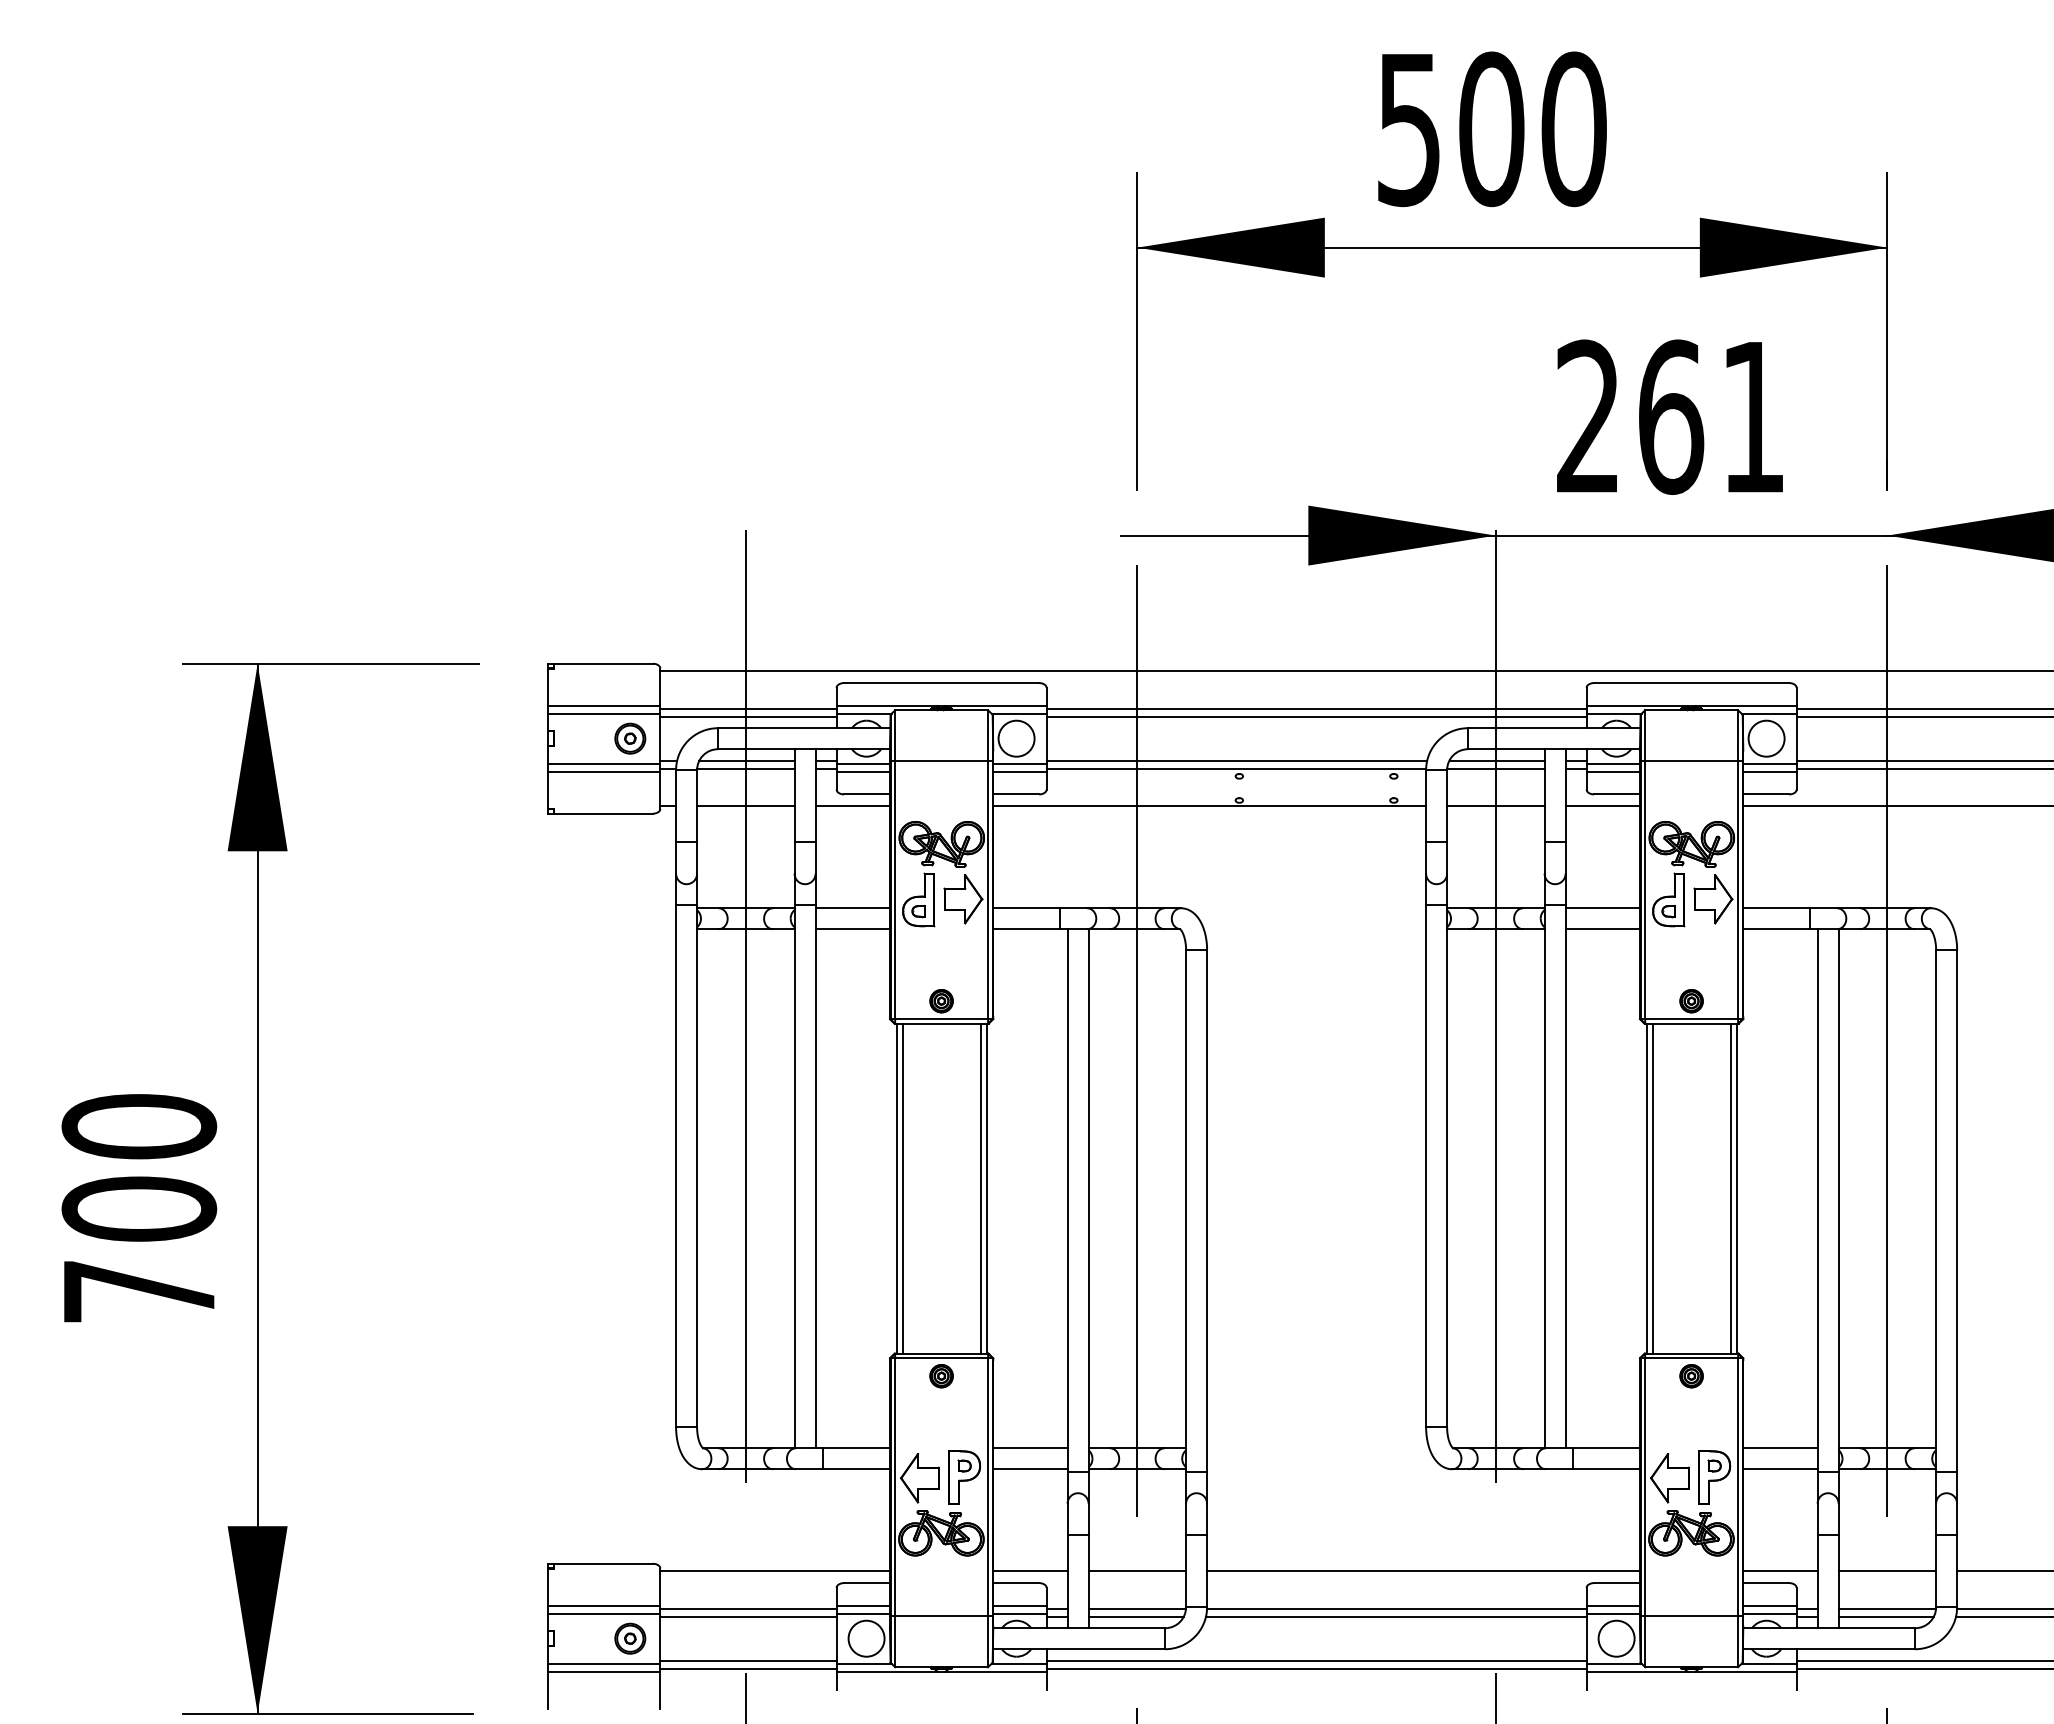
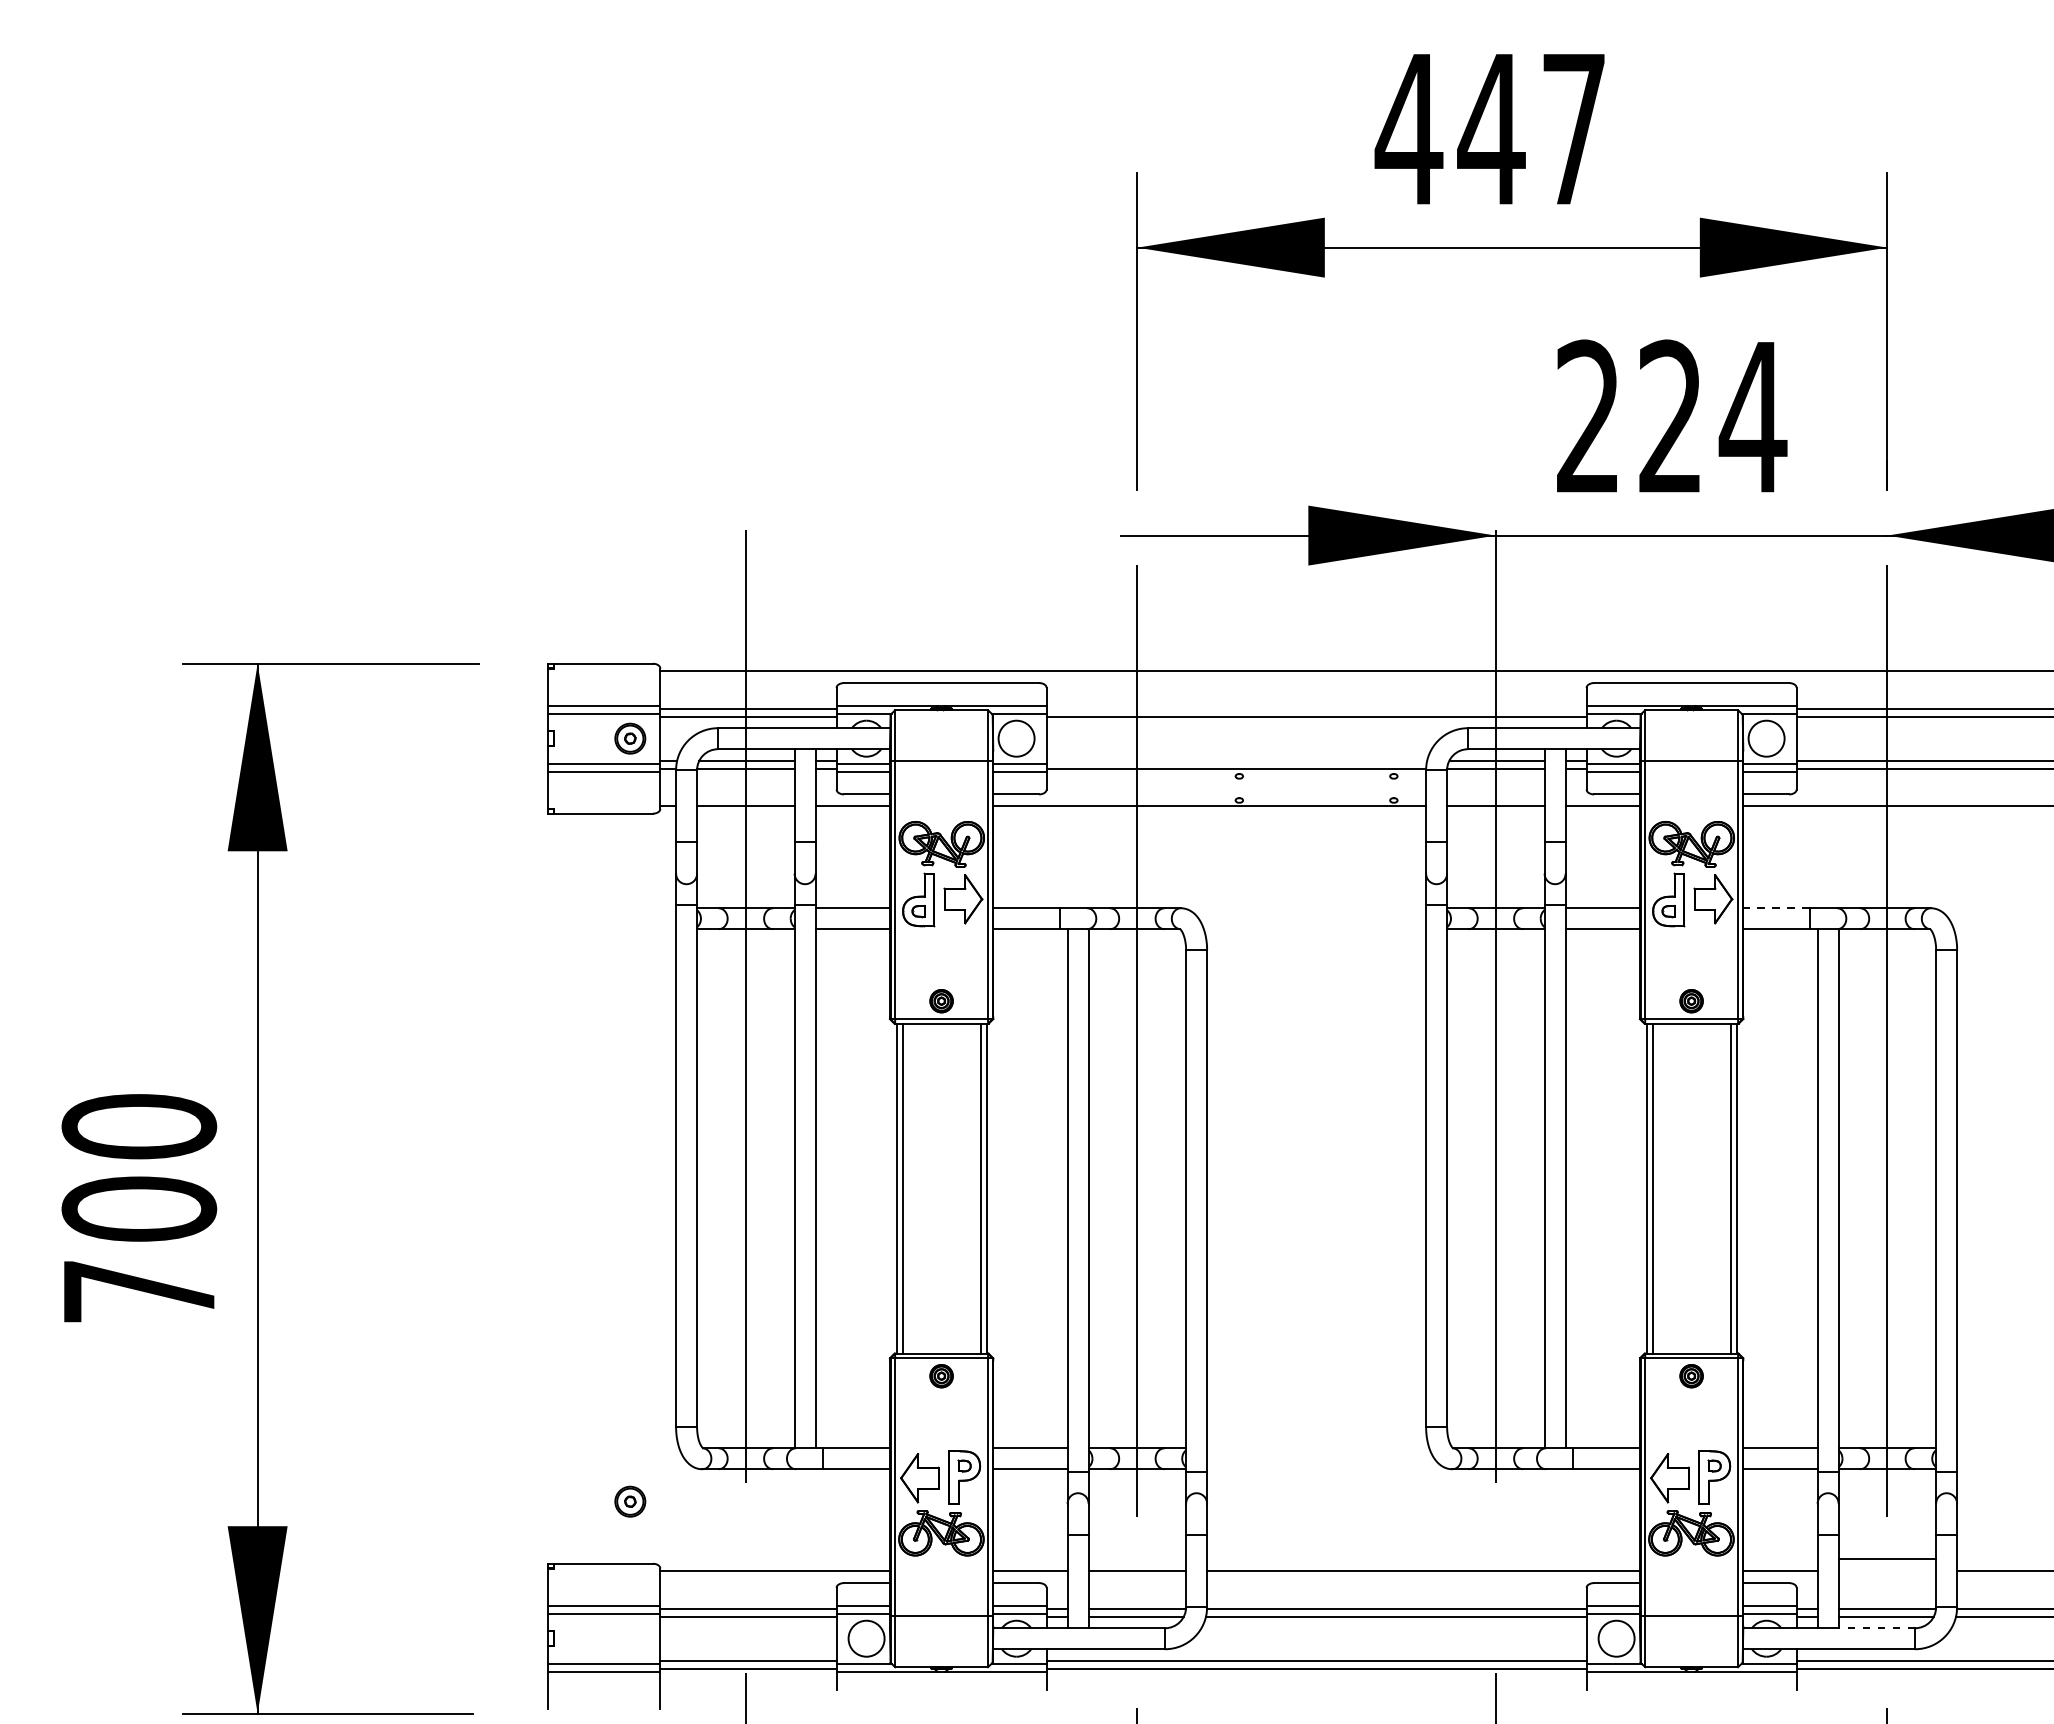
text: 500 -> 447 (1490, 129)
text: 261 -> 224 (1713, 416)
line: present -> none (1316, 708)
line: present -> none (1236, 760)
line: solid -> dashed (1776, 908)
line position: (1887, 1571) -> (1887, 1559) (1887, 1559)
line: solid -> dashed (1876, 1628)
part position: (630, 1638) -> (630, 1501) (630, 1501)
